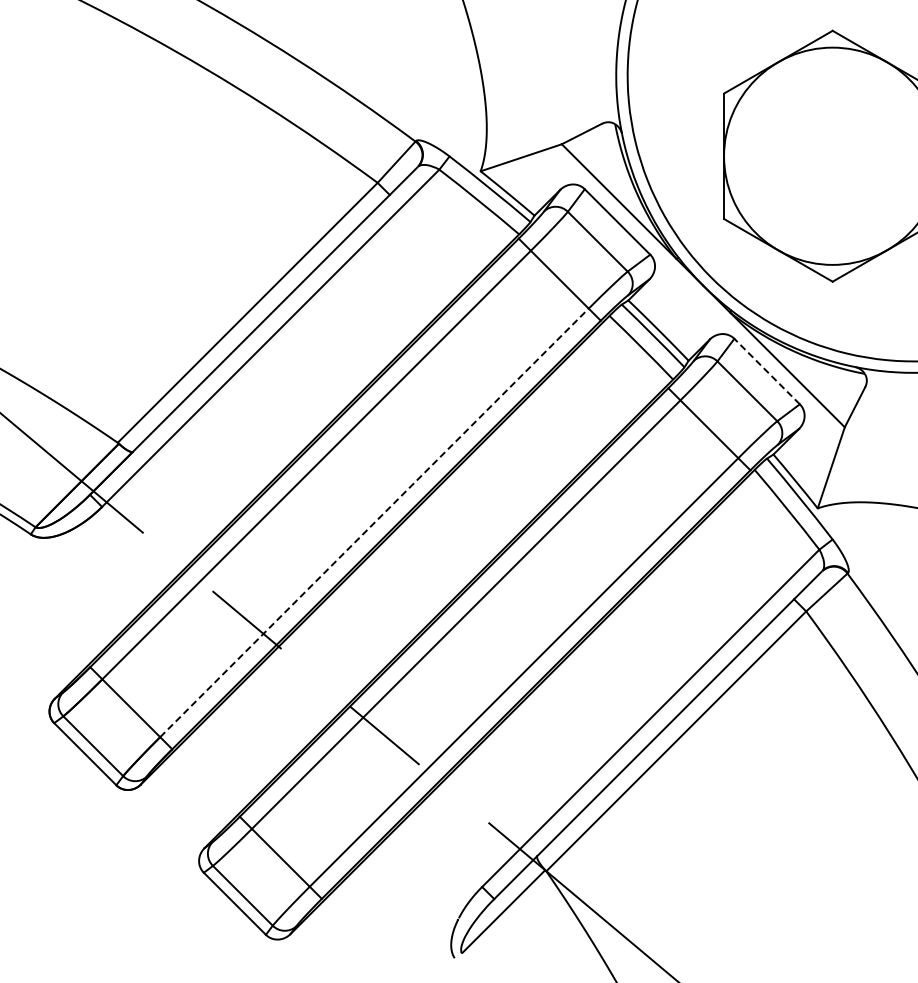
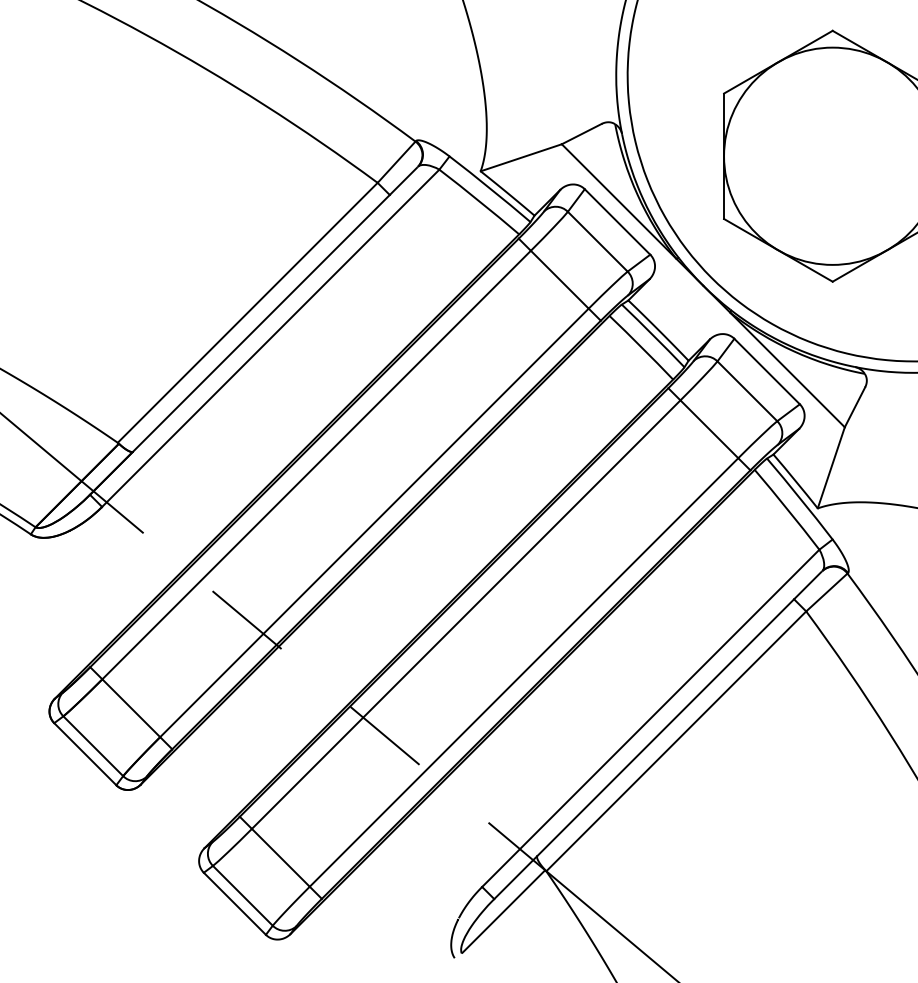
line: dashed -> solid (766, 371)
line: dashed -> solid (374, 522)
